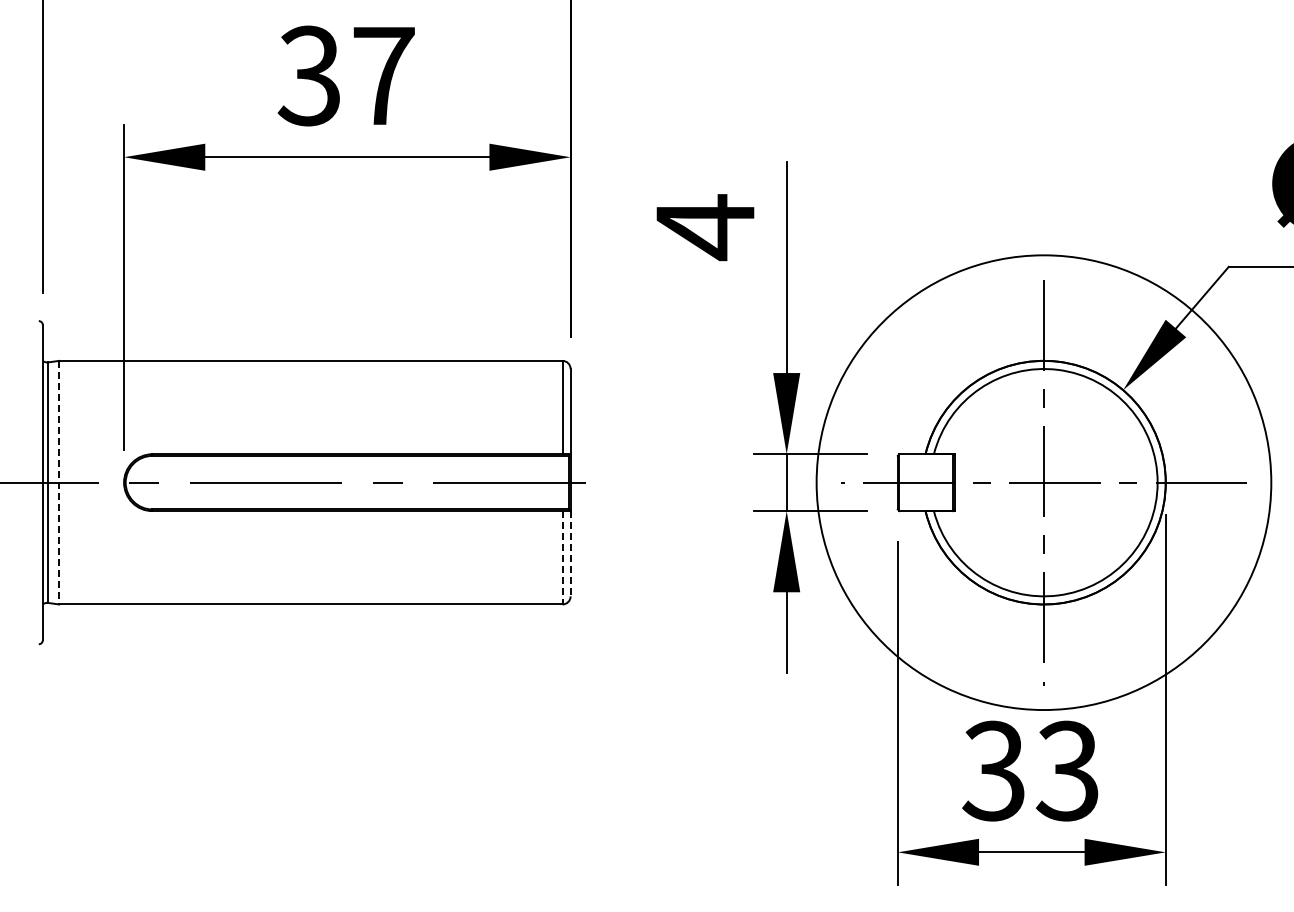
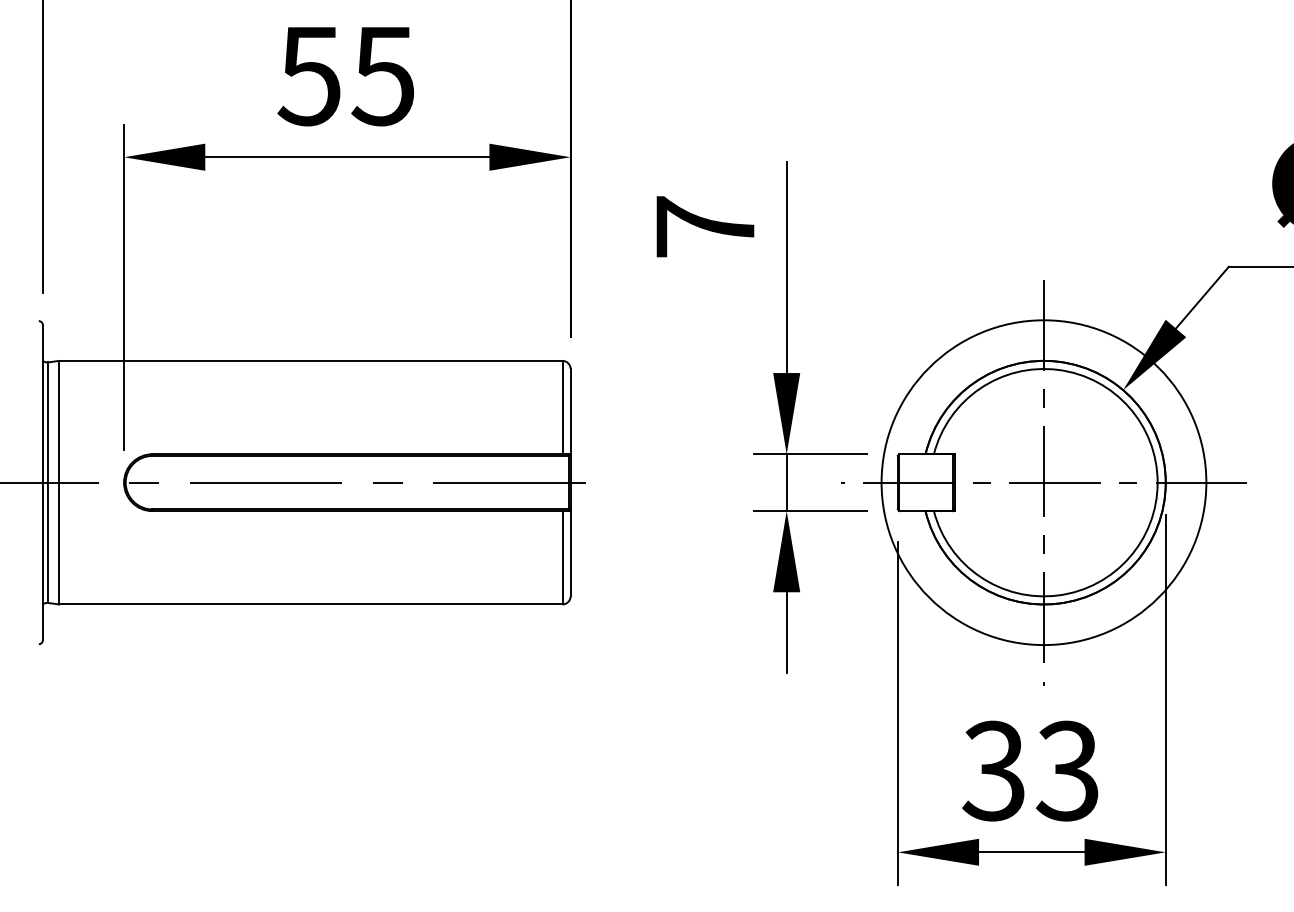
text: 37 -> 55 (345, 75)
text: 4 -> 7 (705, 227)
line: dashed -> solid (59, 482)
circle diameter: 455 px -> 325 px (1043, 482)
line: dashed -> solid (570, 553)
line: dashed -> solid (562, 557)
